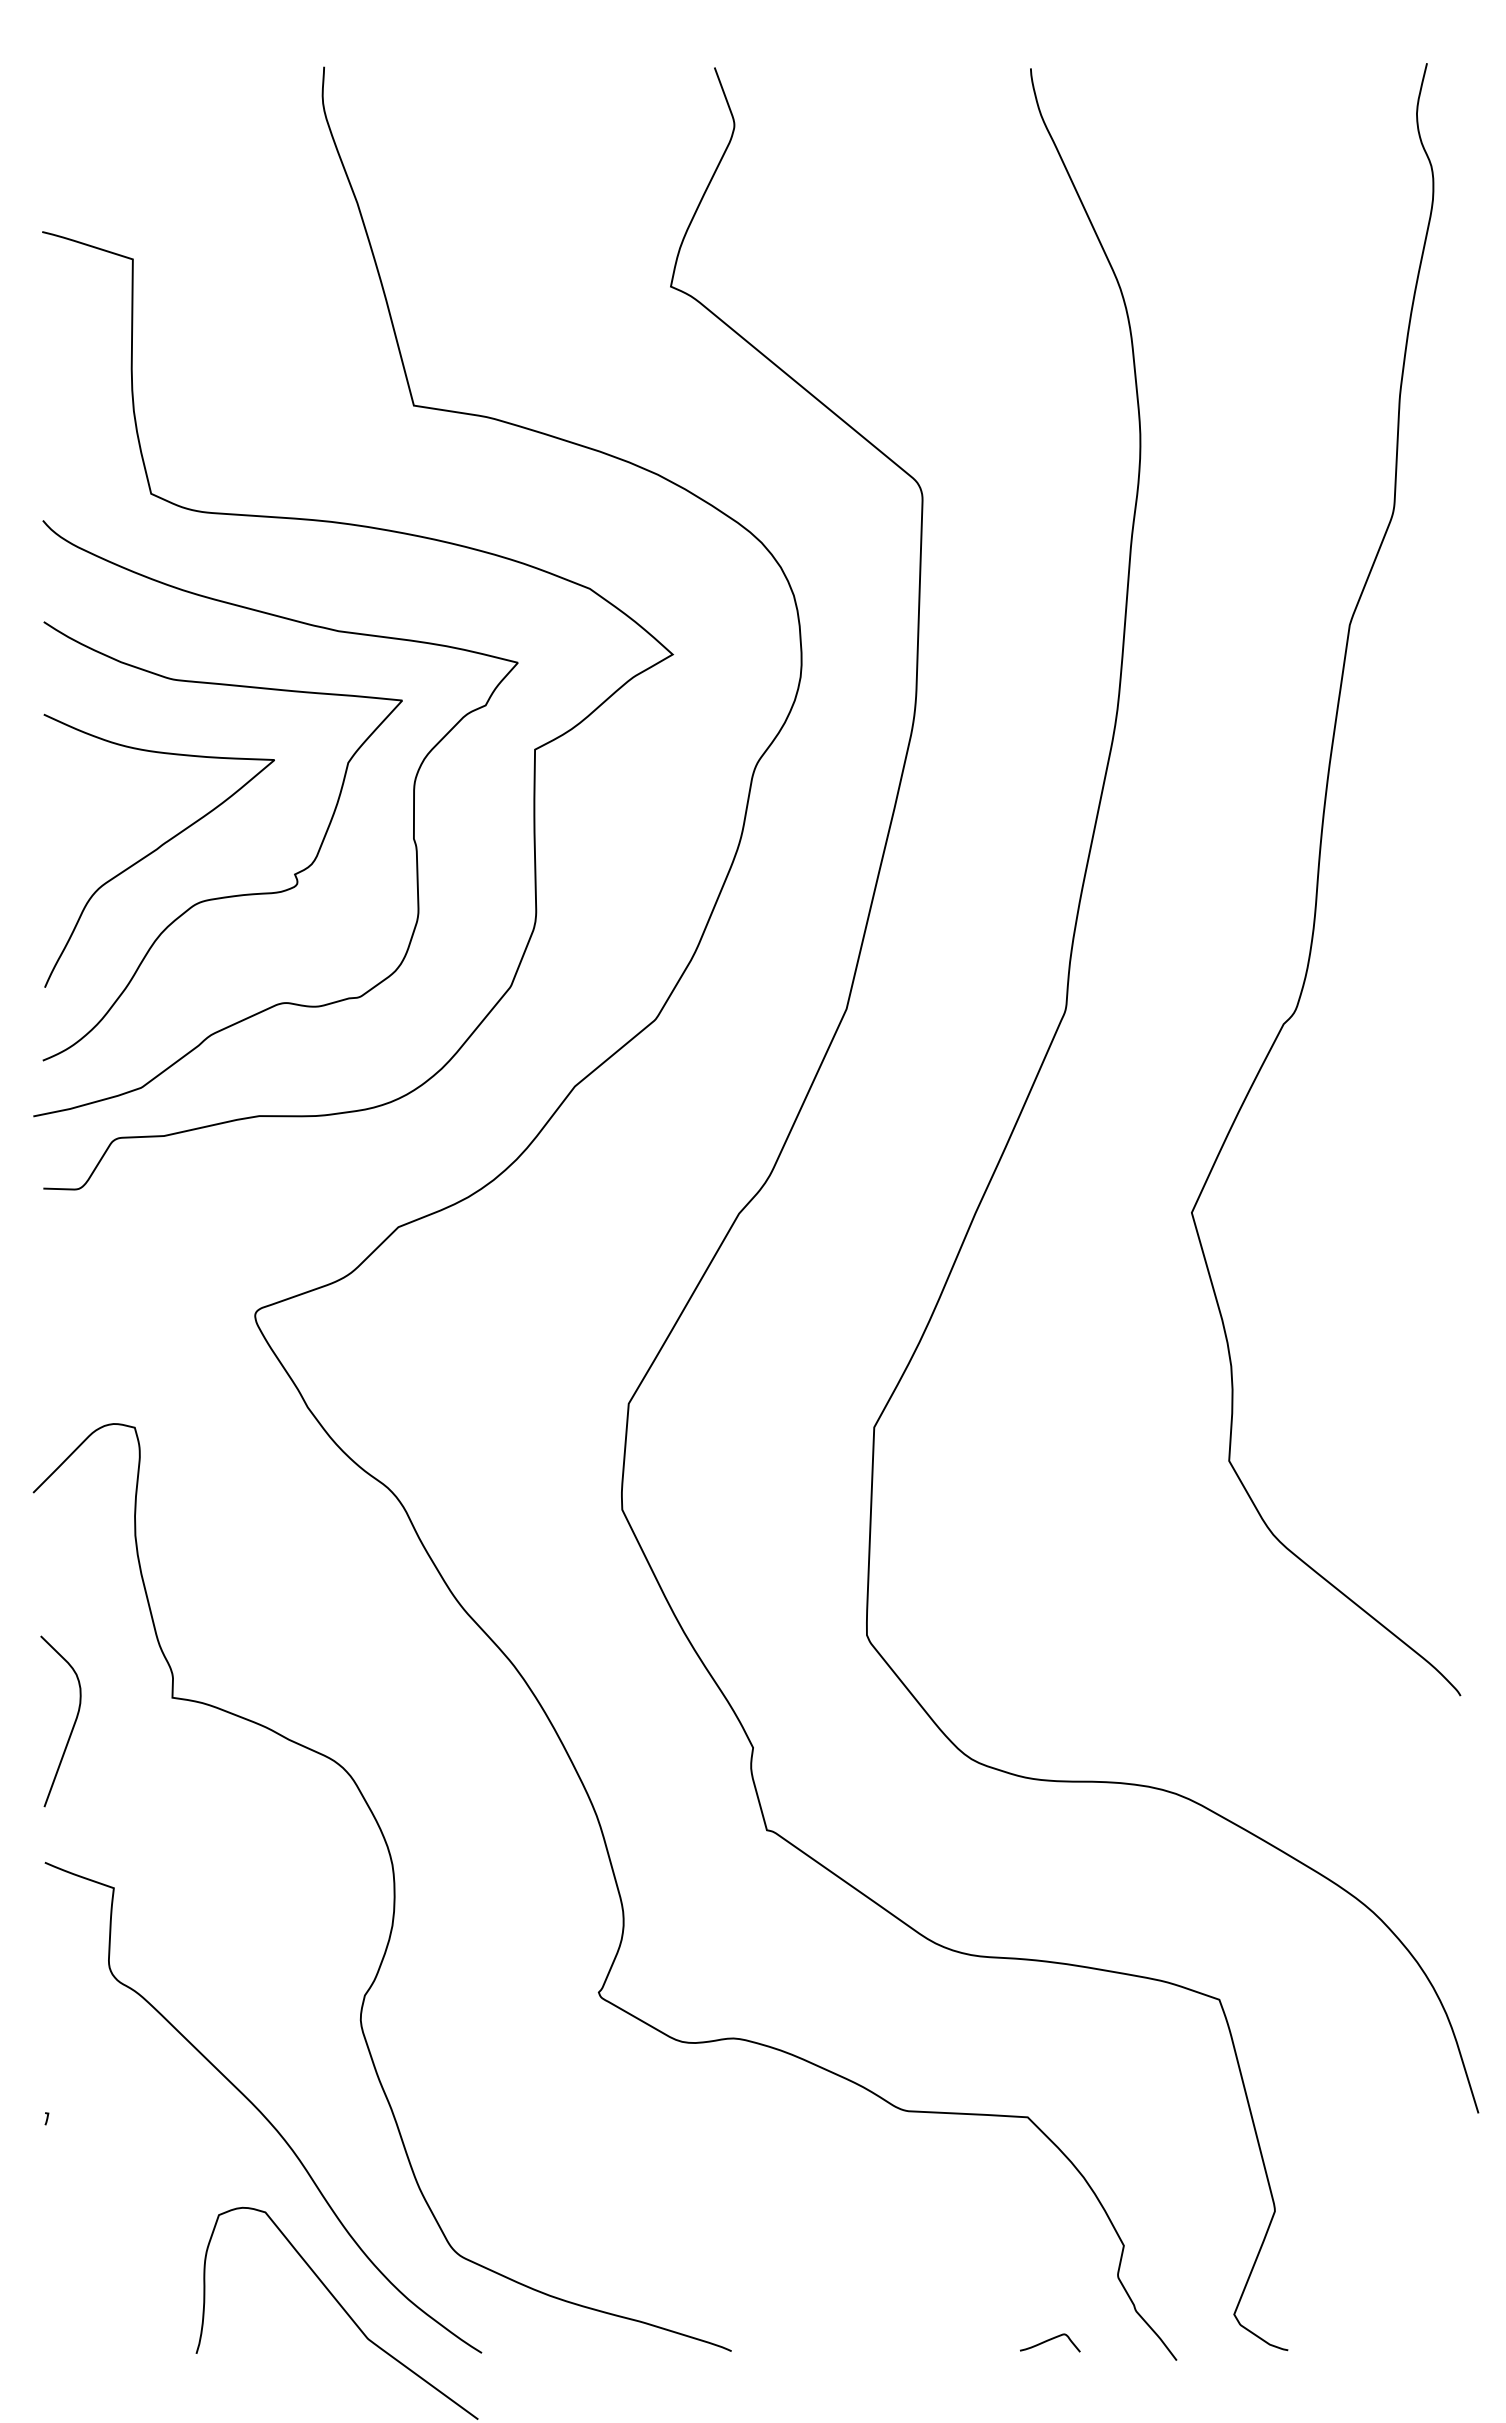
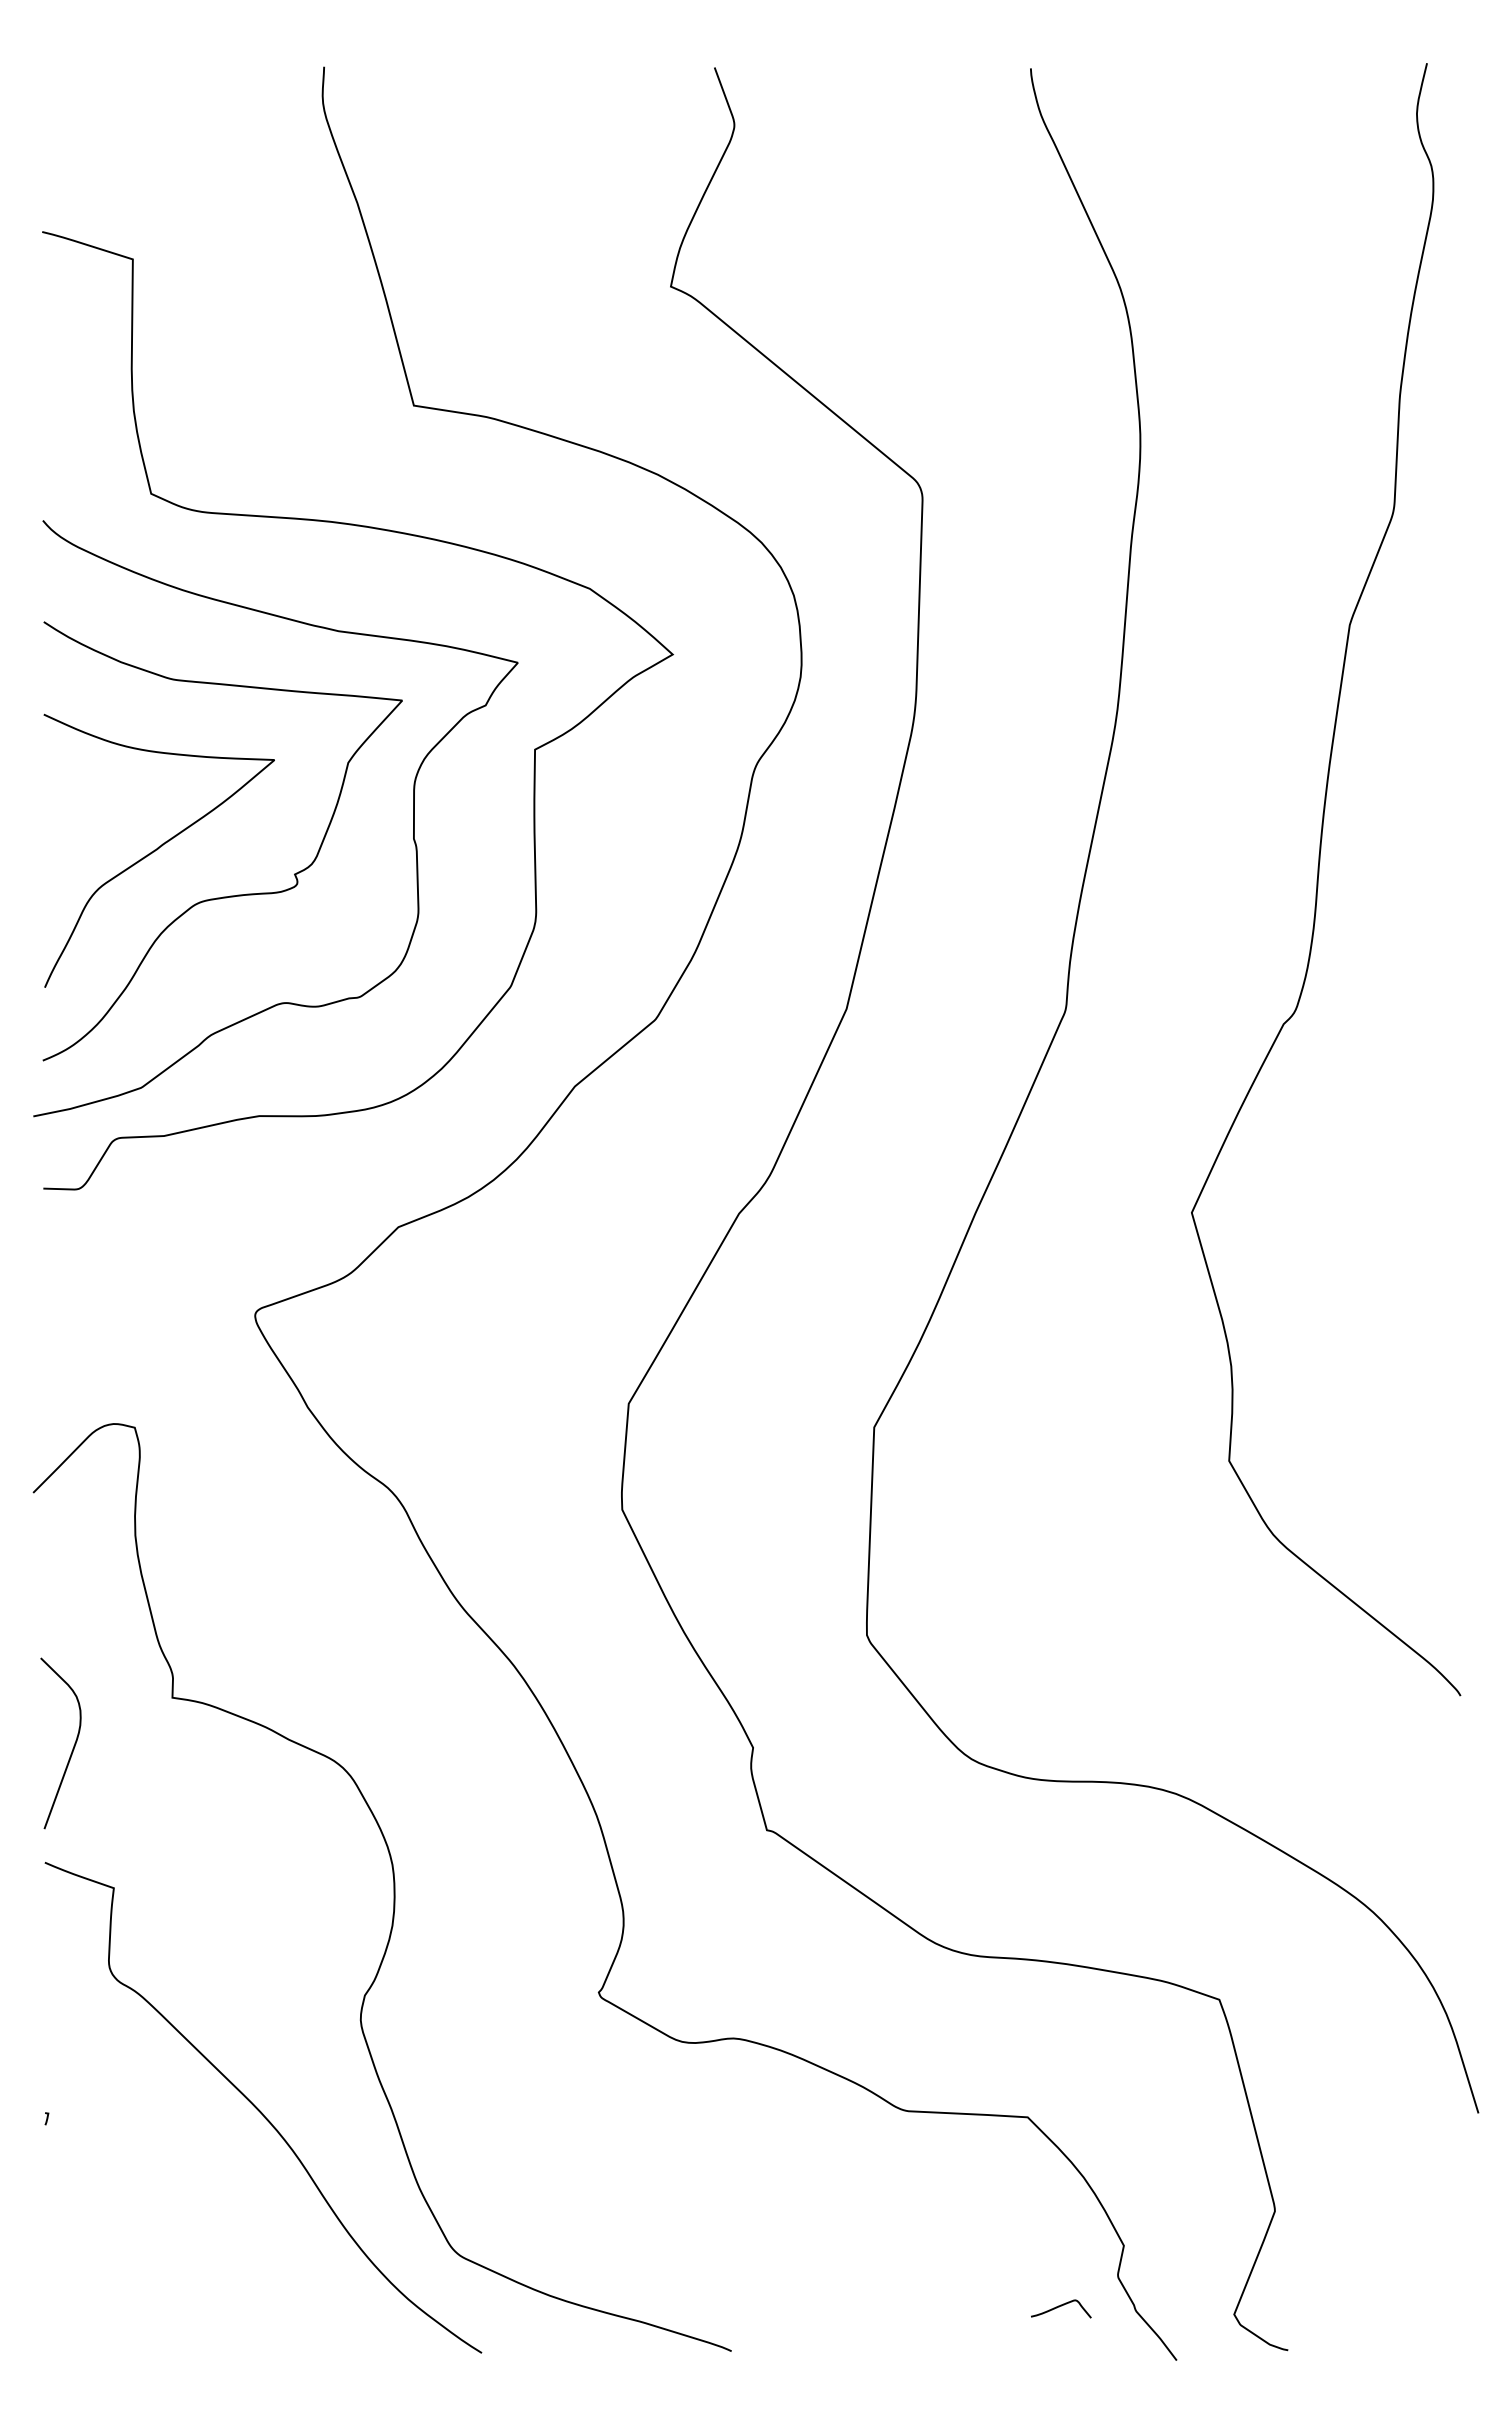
curve position: (72, 1726) -> (72, 1748) (72, 1748)
curve: present -> none (341, 2308)
curve position: (1050, 2340) -> (1061, 2306) (1061, 2306)
